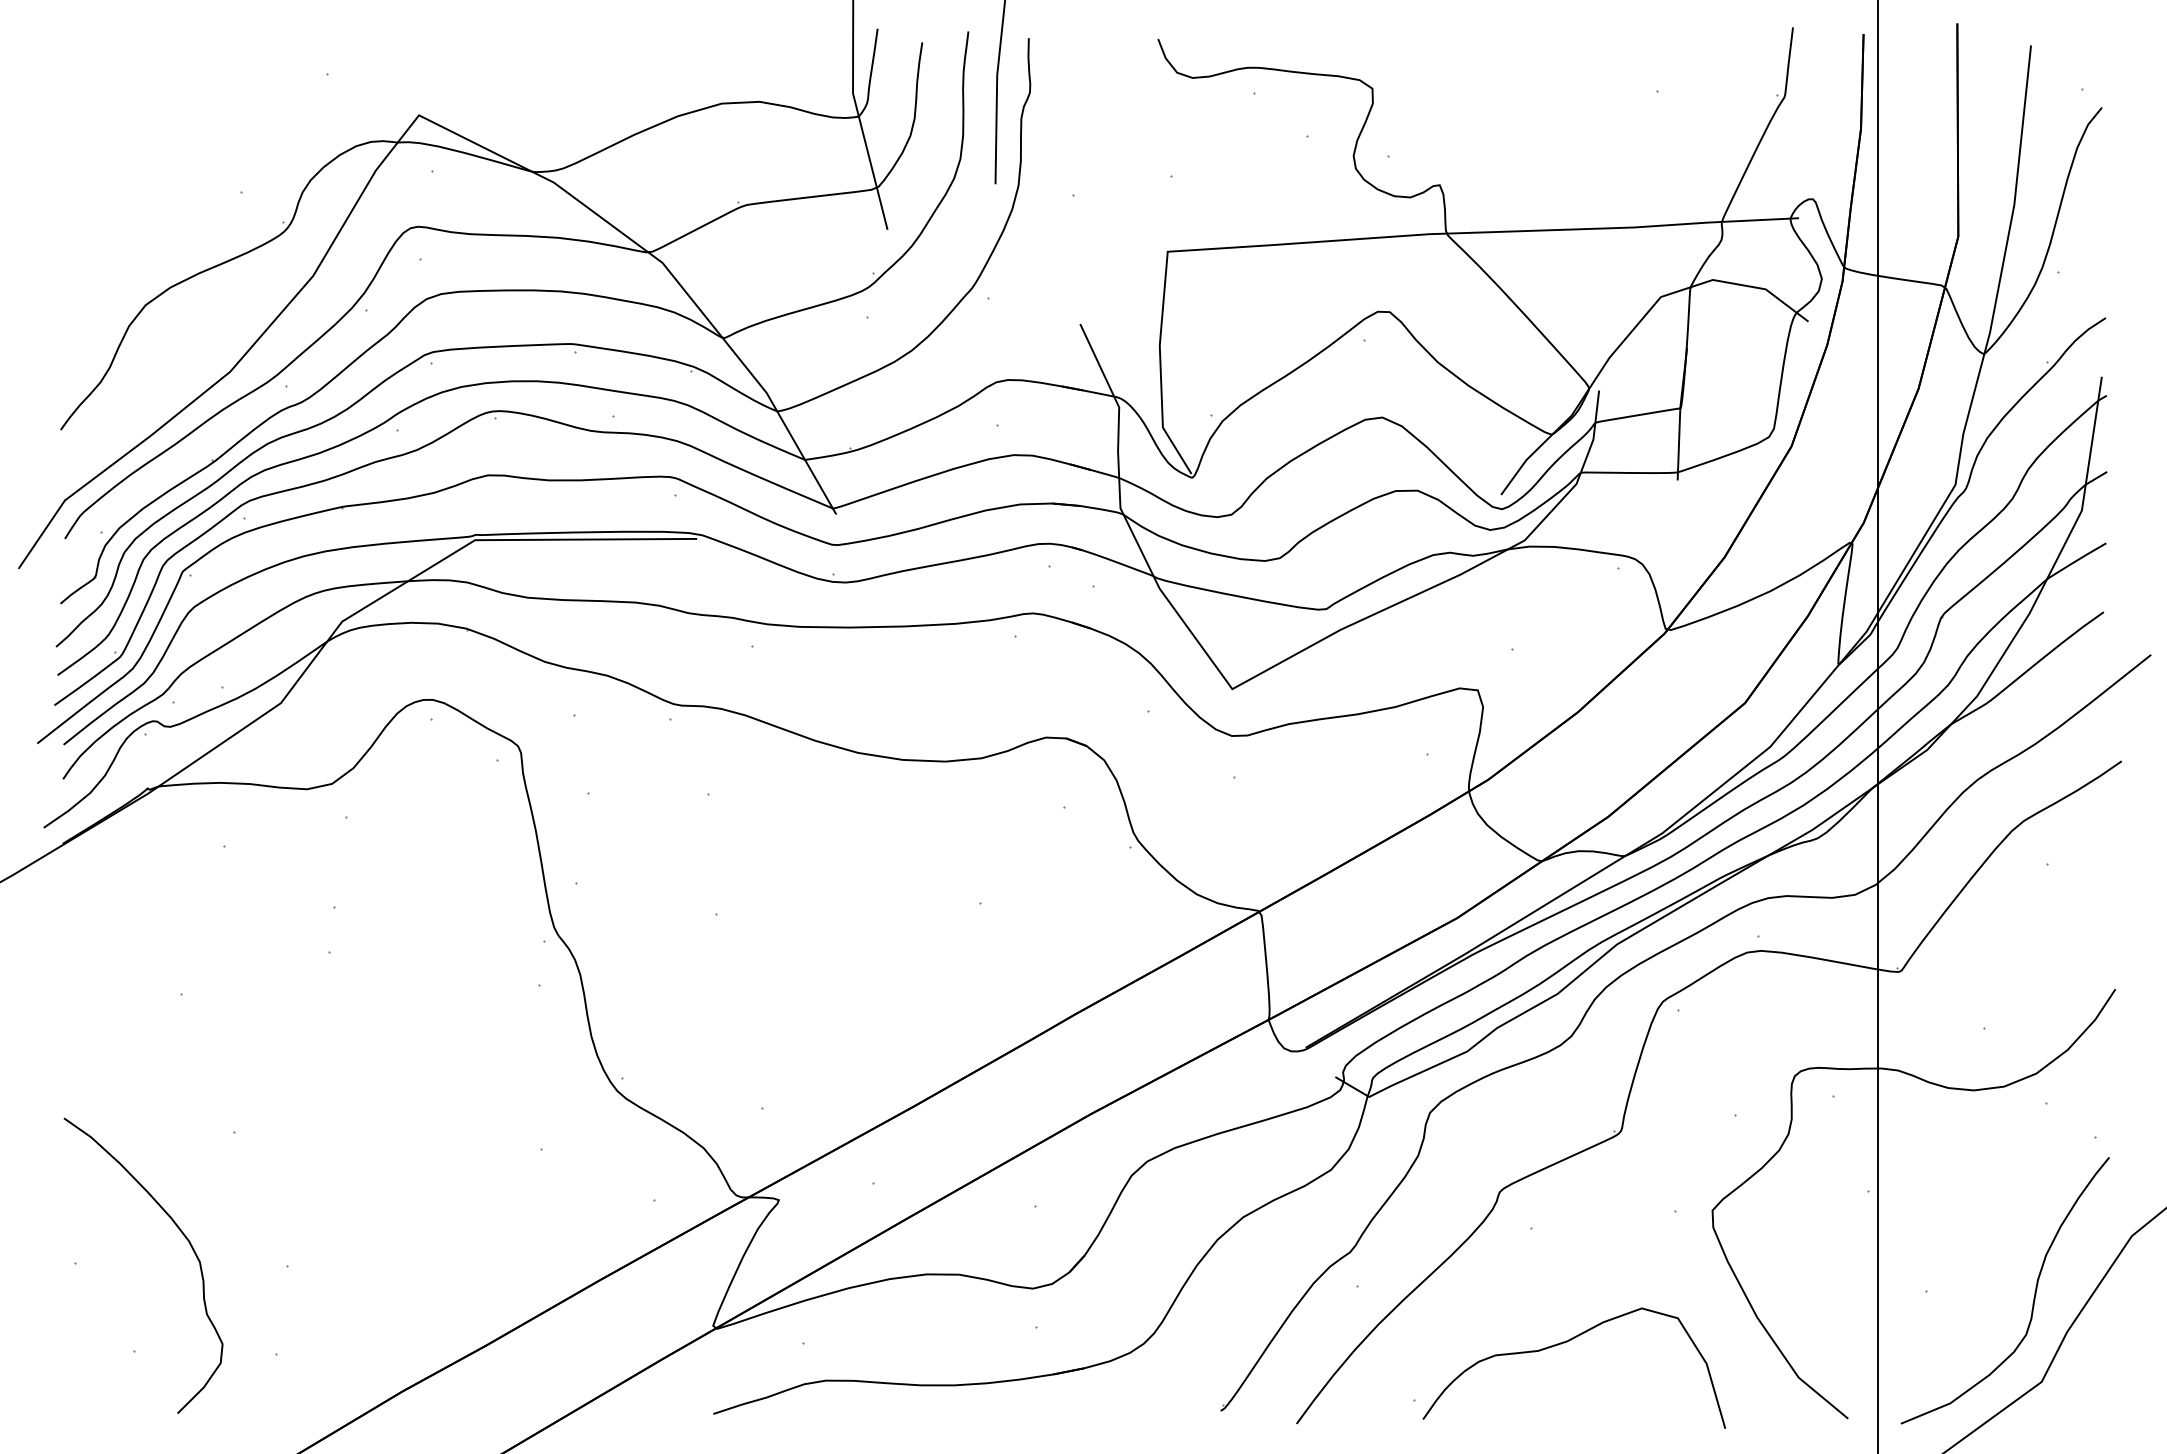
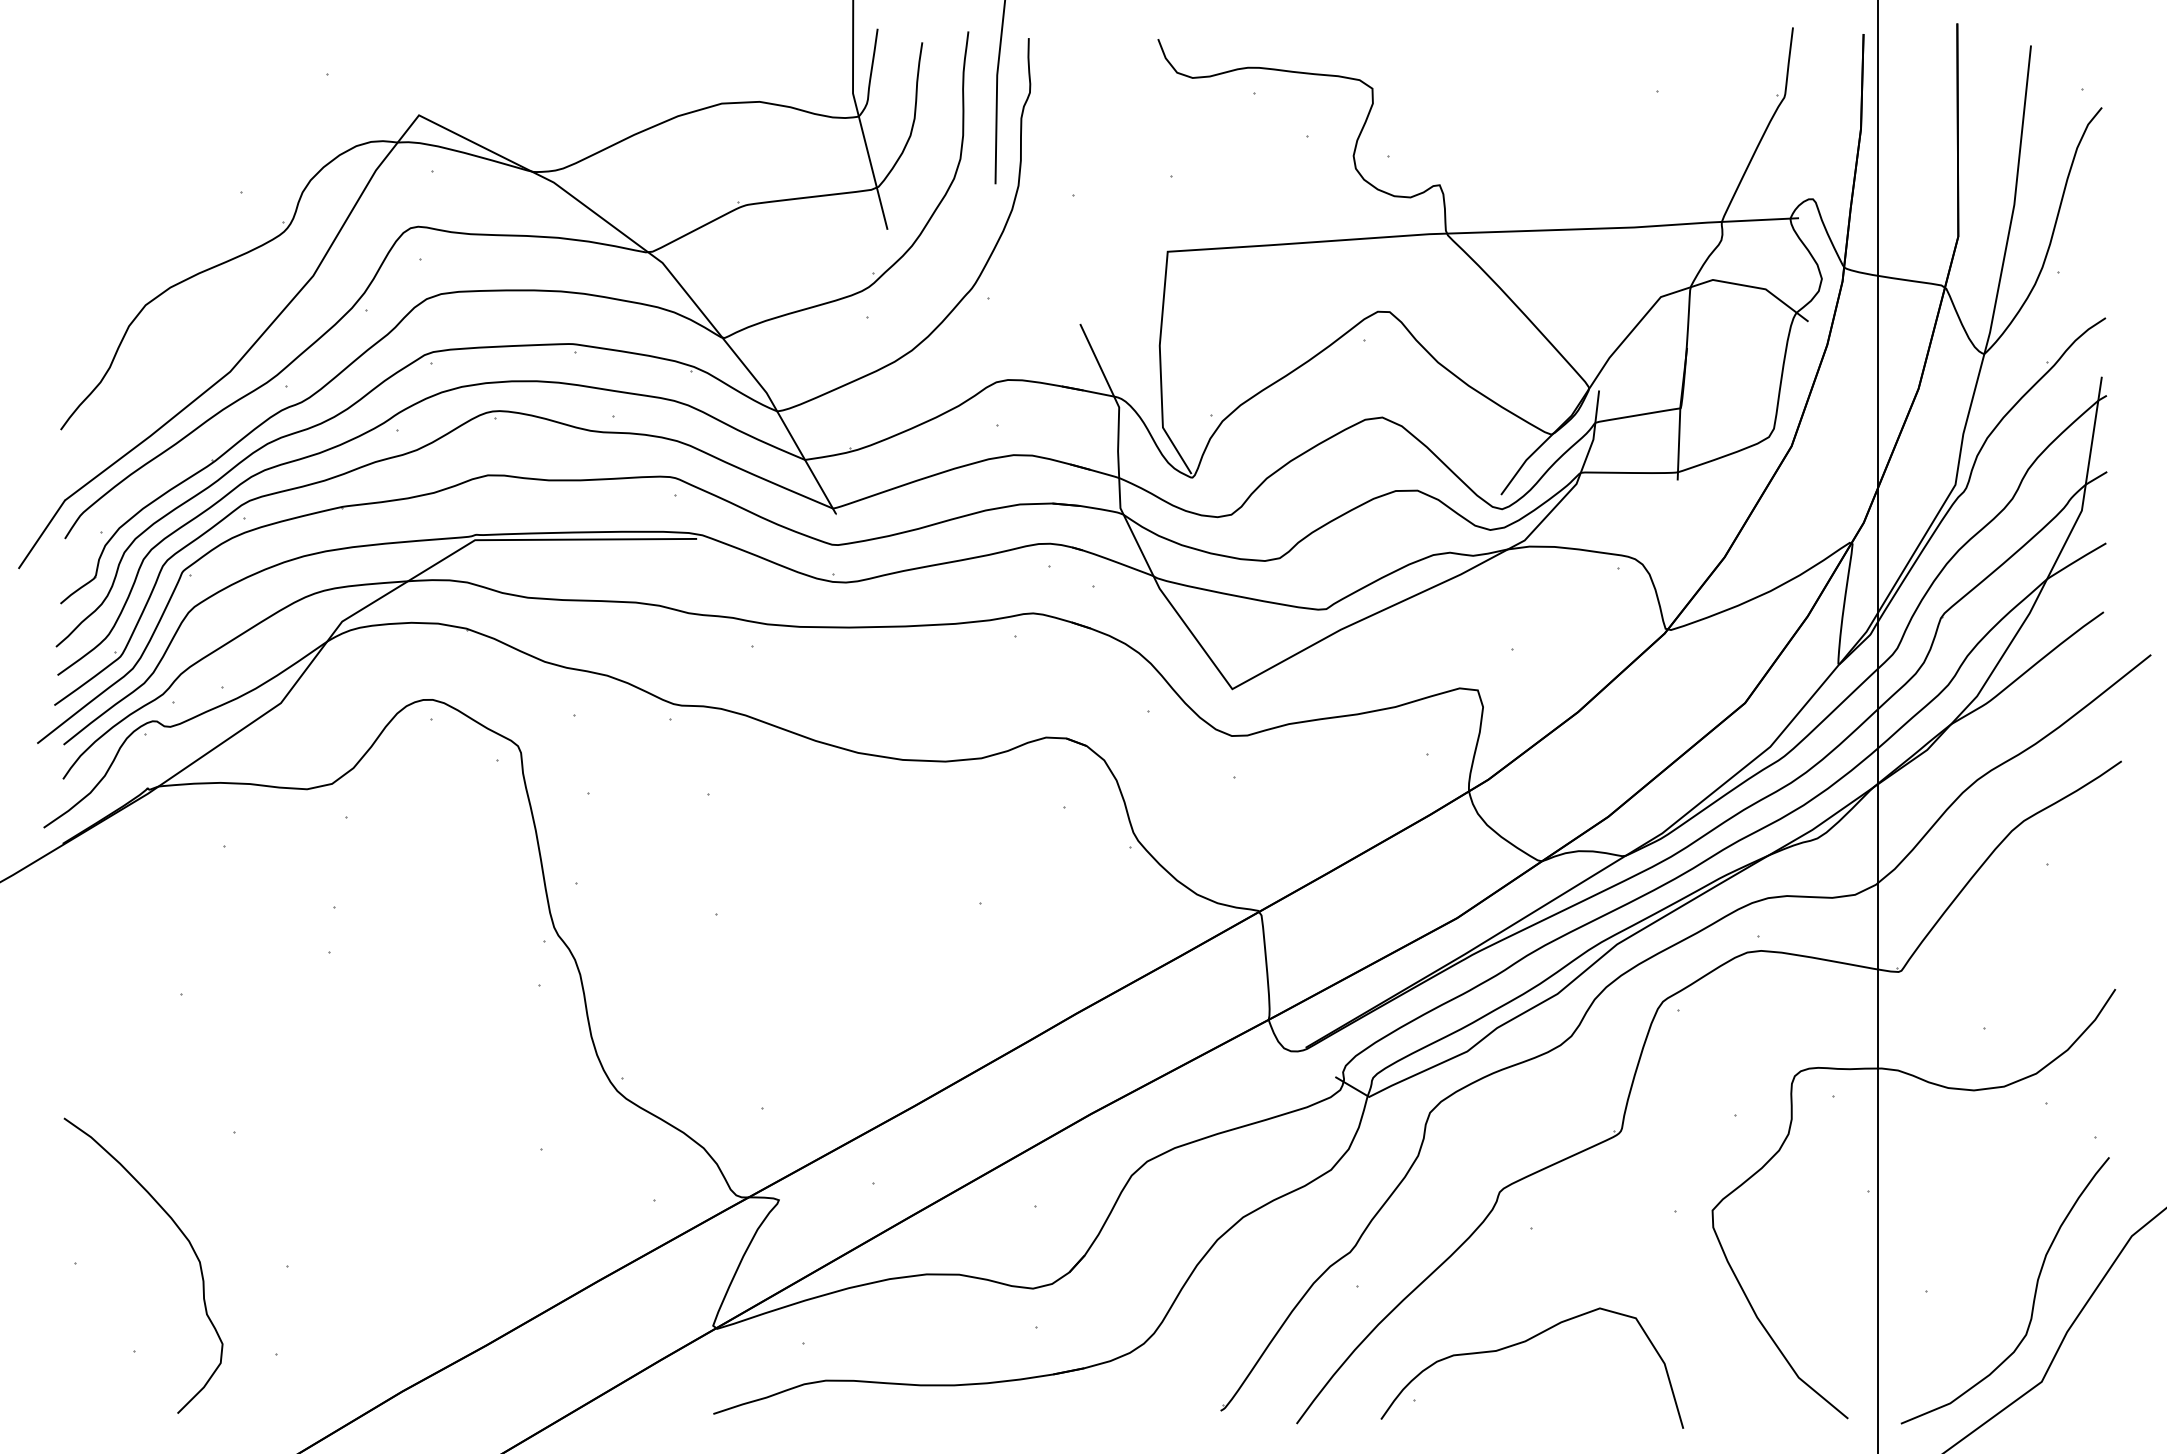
curve position: (1567, 1342) -> (1525, 1342) (1525, 1342)
